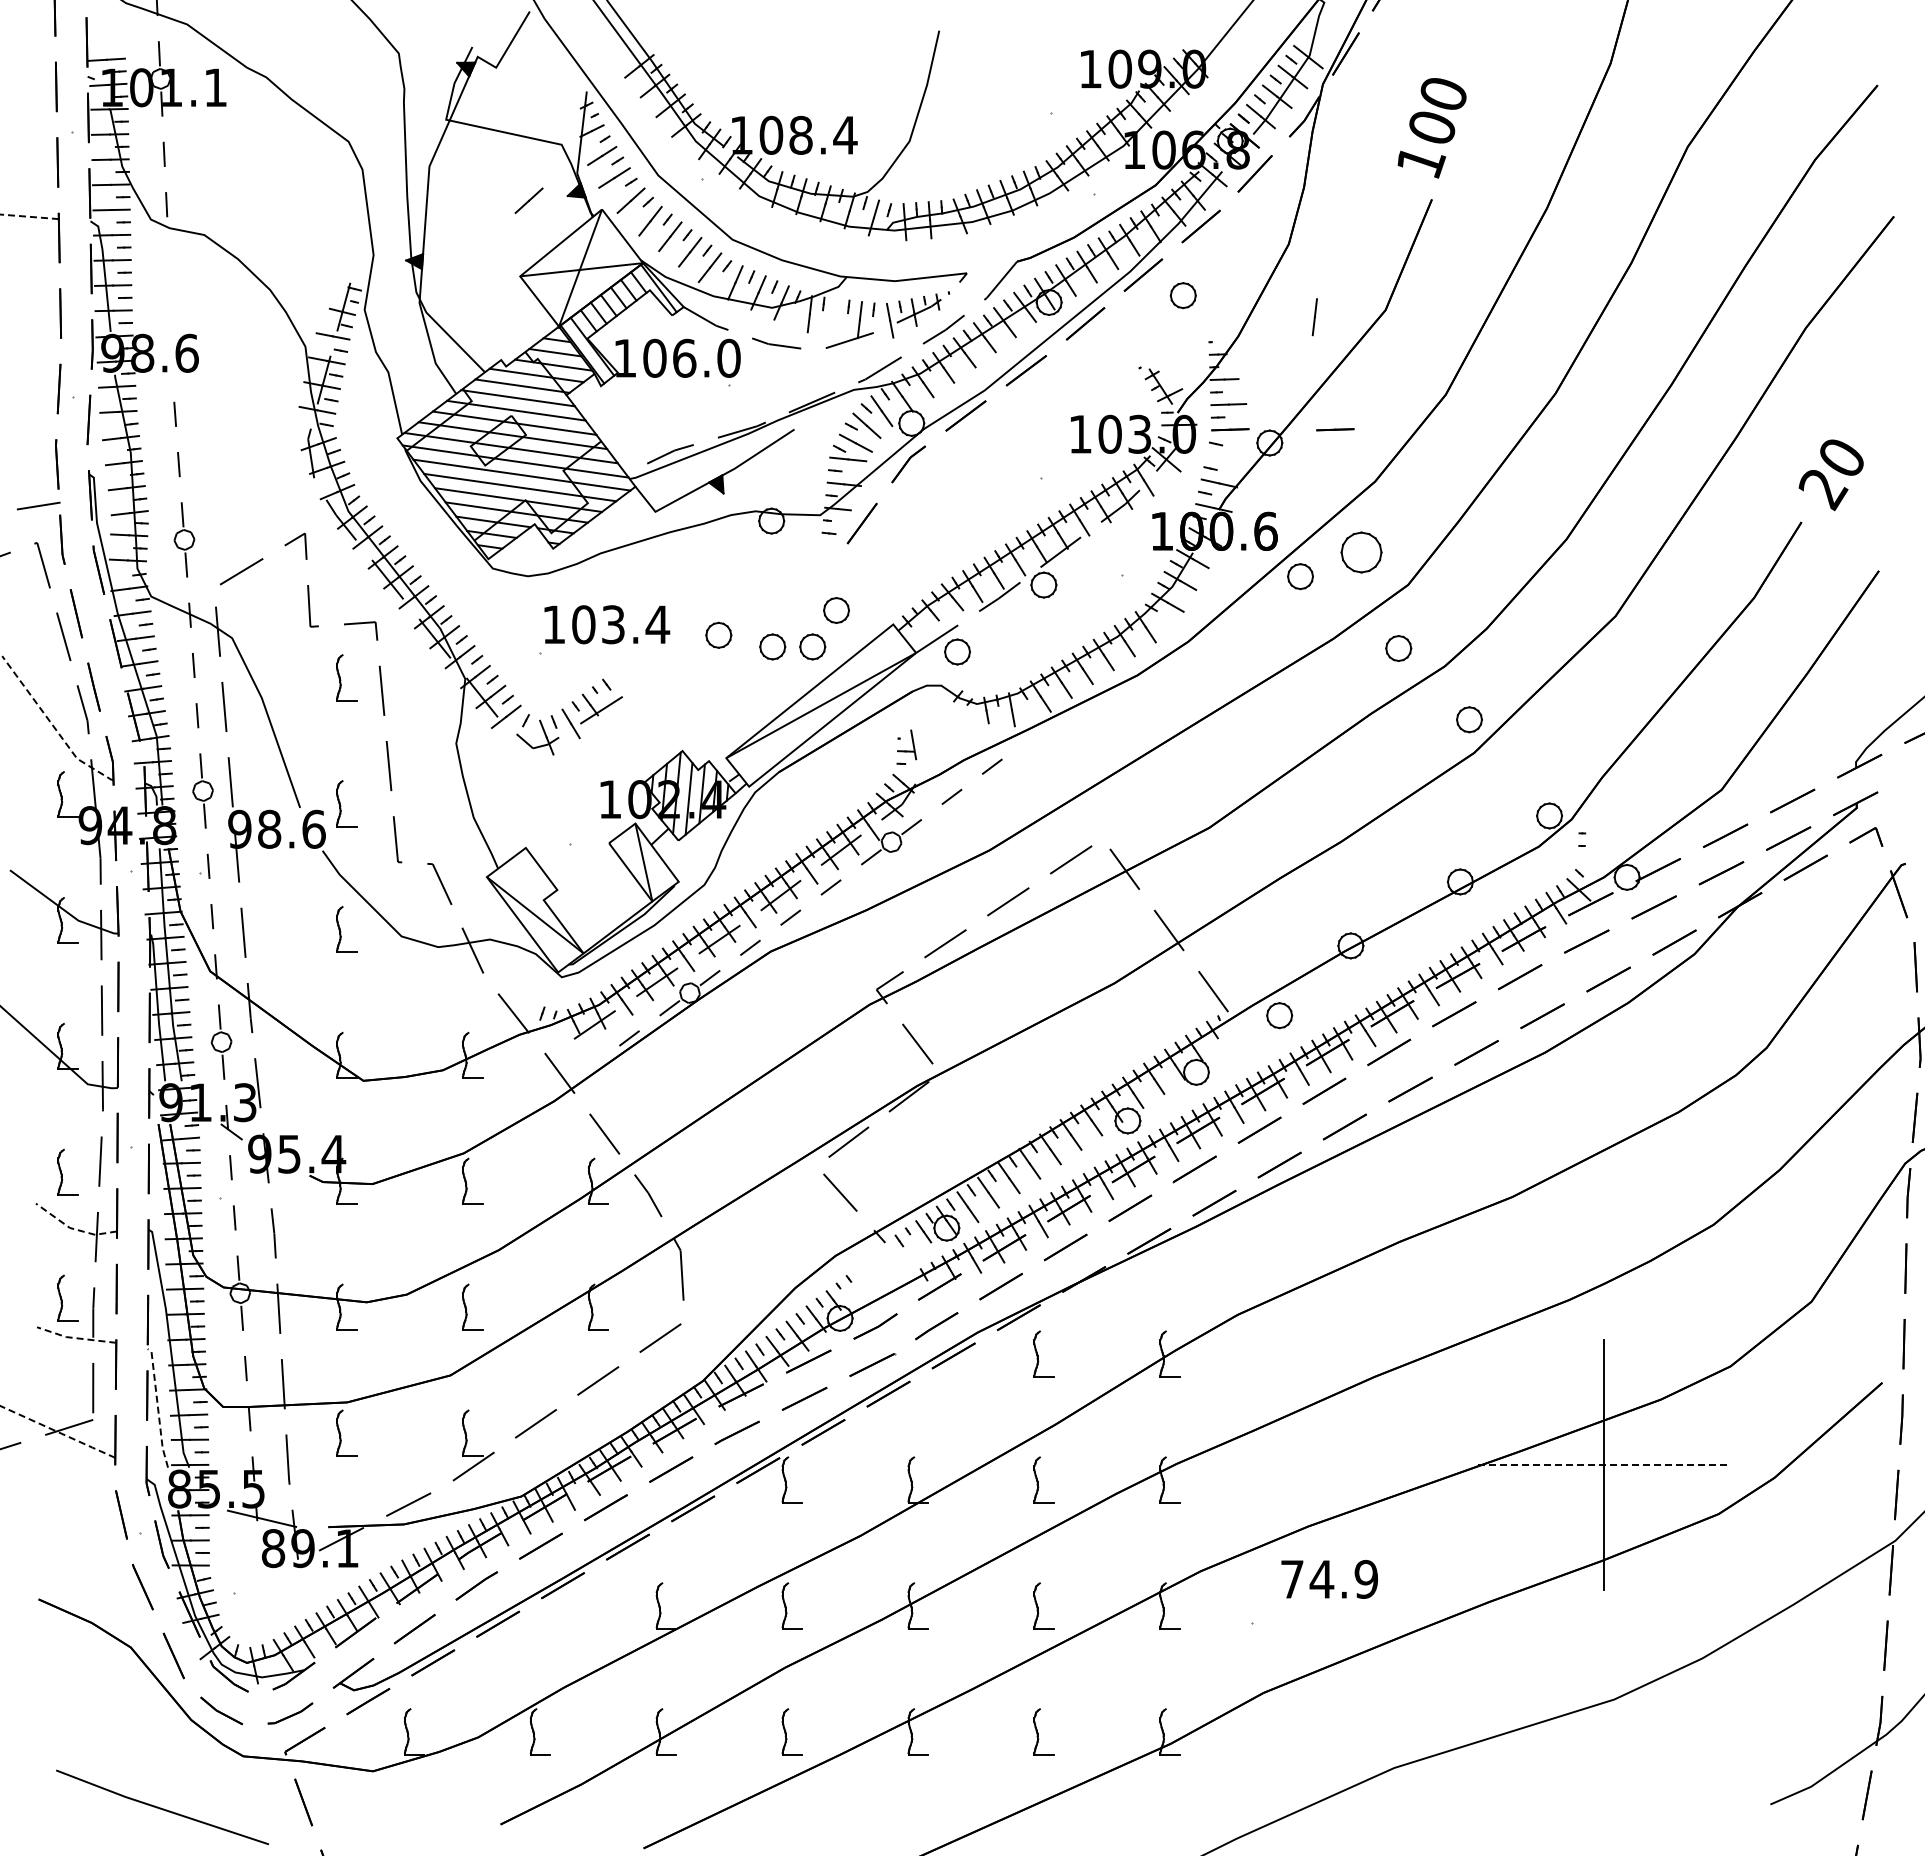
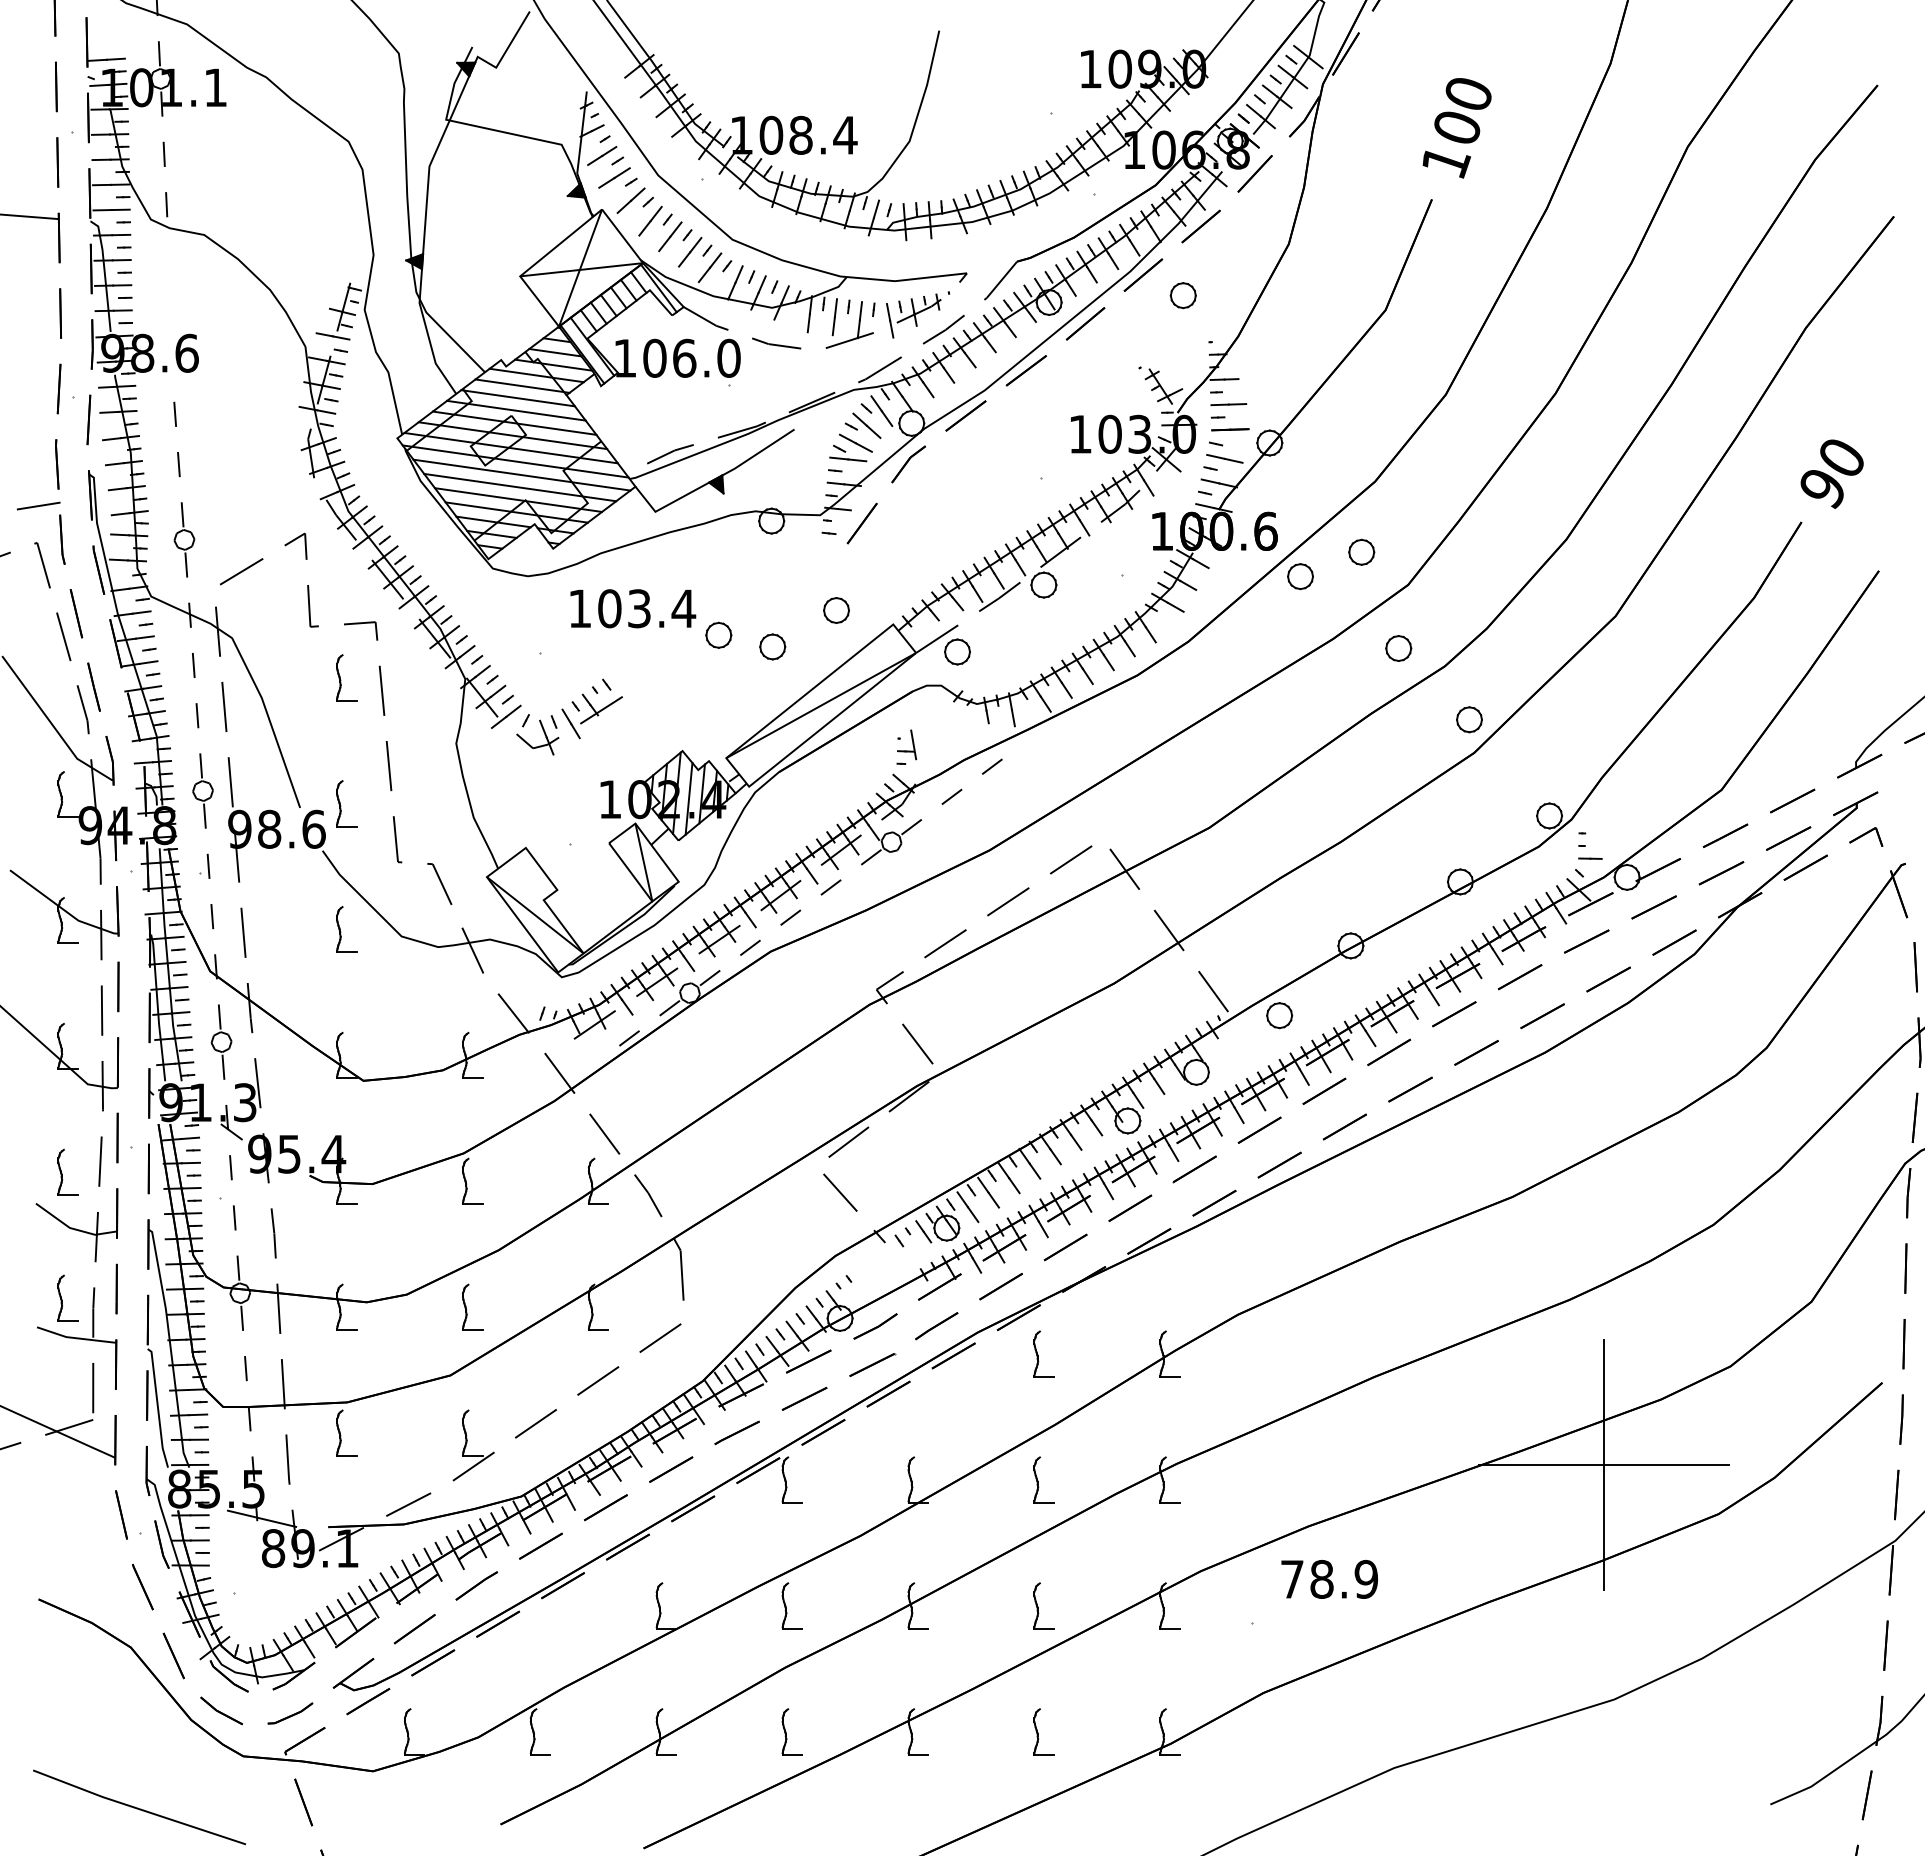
text position: (1431, 128) -> (1456, 128) (1456, 128)
line: present -> none (528, 200)
line: dashed -> solid (29, 216)
line position: (1314, 317) -> (834, 317) (834, 317)
line: present -> none (1335, 429)
line: none -> present (1224, 458)
text: 20 -> 90 (1823, 490)
part size: 43x43 px -> 28x28 px (1361, 551)
text position: (607, 624) -> (633, 608) (633, 608)
part: present -> none (812, 646)
line: dashed -> solid (52, 725)
line: none -> present (1590, 858)
line: dashed -> solid (73, 1228)
line: dashed -> solid (75, 1338)
line: dashed -> solid (158, 1407)
line: dashed -> solid (59, 1432)
line: dashed -> solid (1604, 1465)
text: 74.9 -> 78.9 (1321, 1578)
line position: (161, 1807) -> (138, 1807) (138, 1807)
